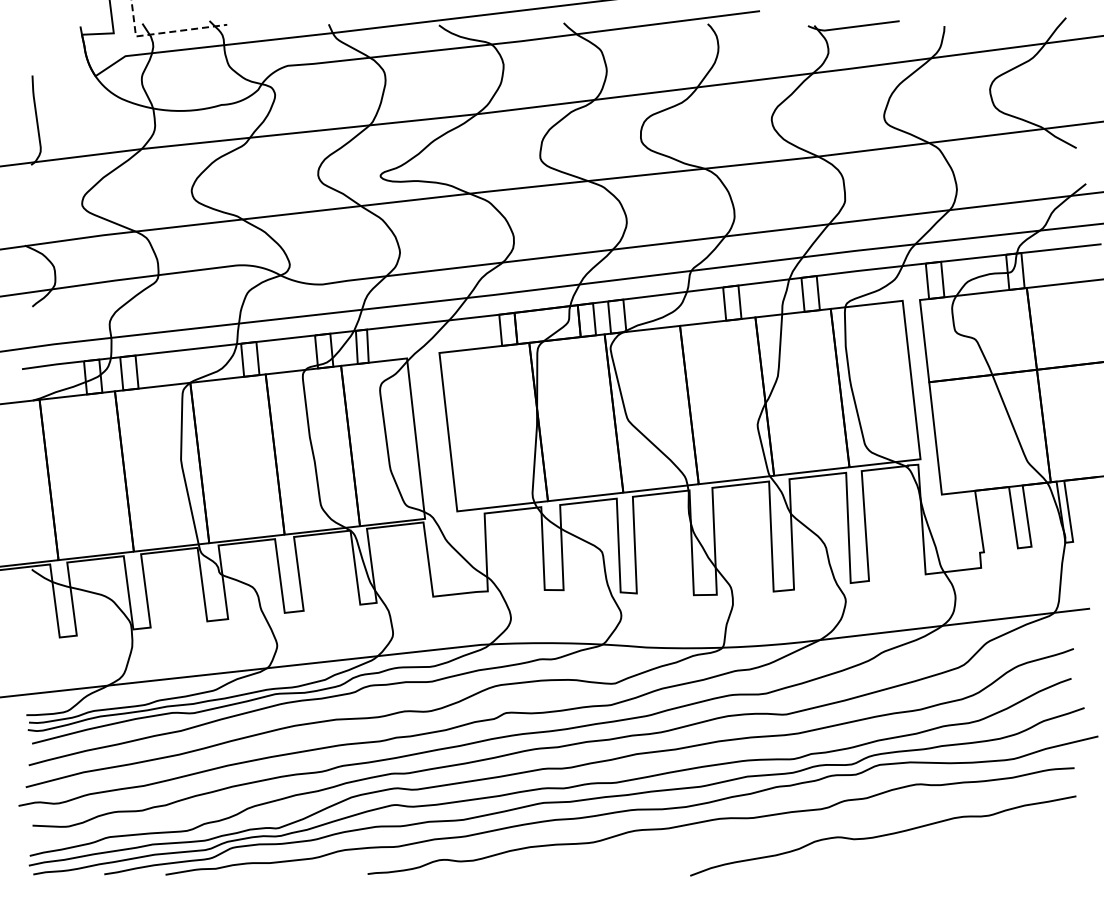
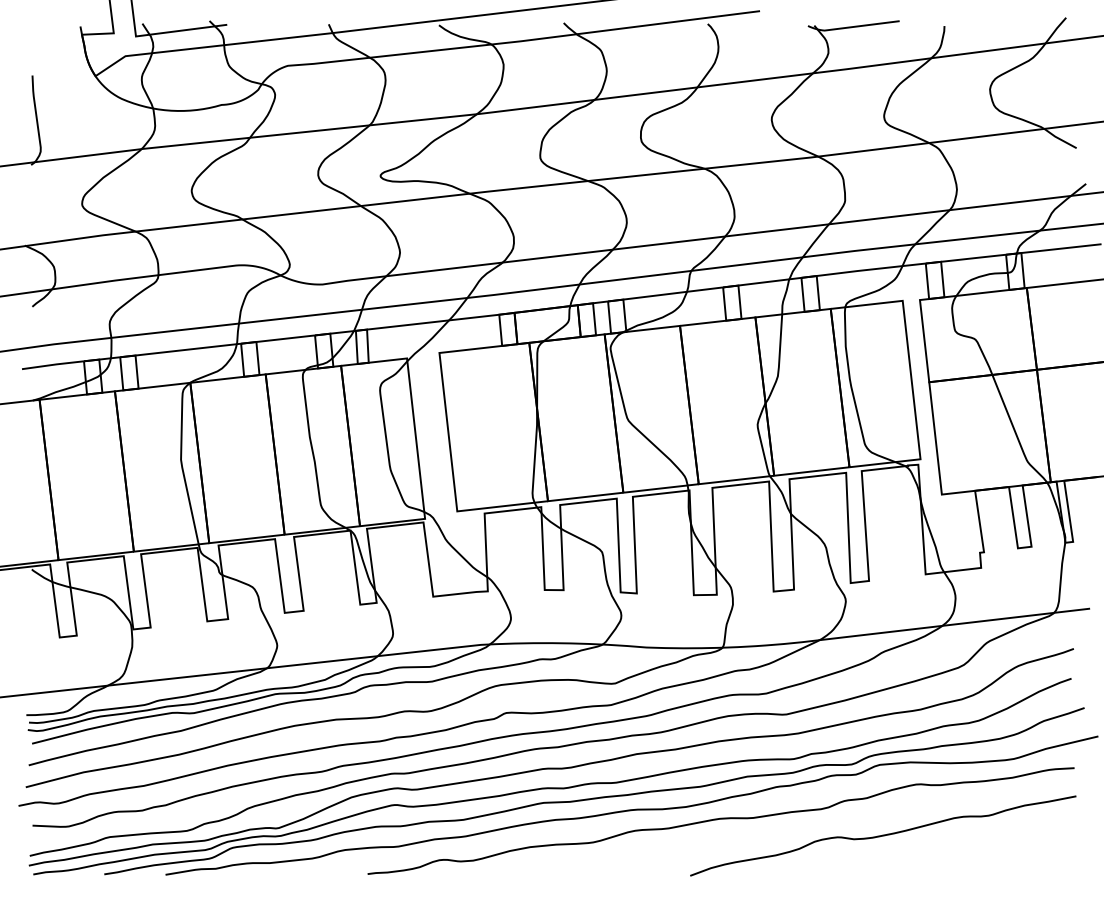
line: dashed -> solid (163, 32)
